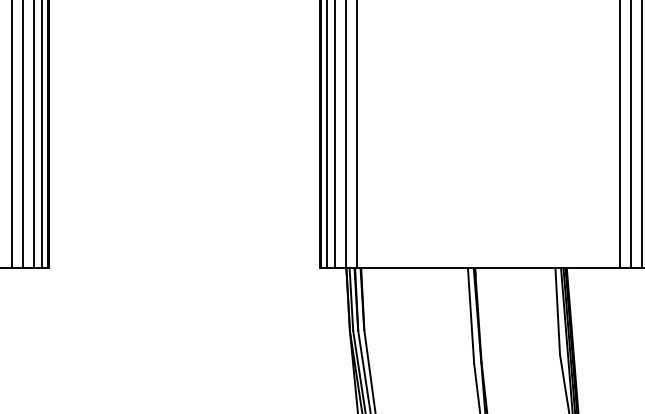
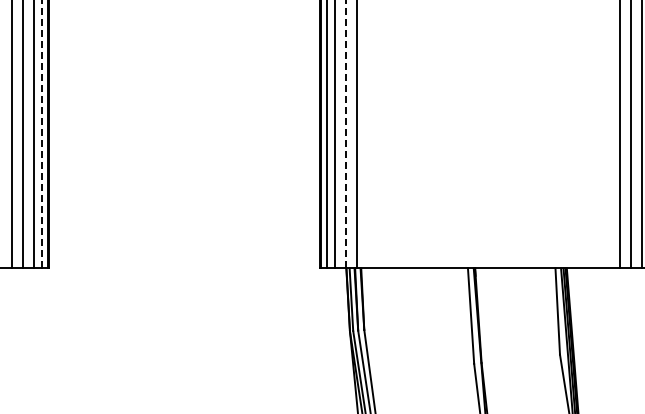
line: solid -> dashed (42, 134)
line: solid -> dashed (345, 134)
